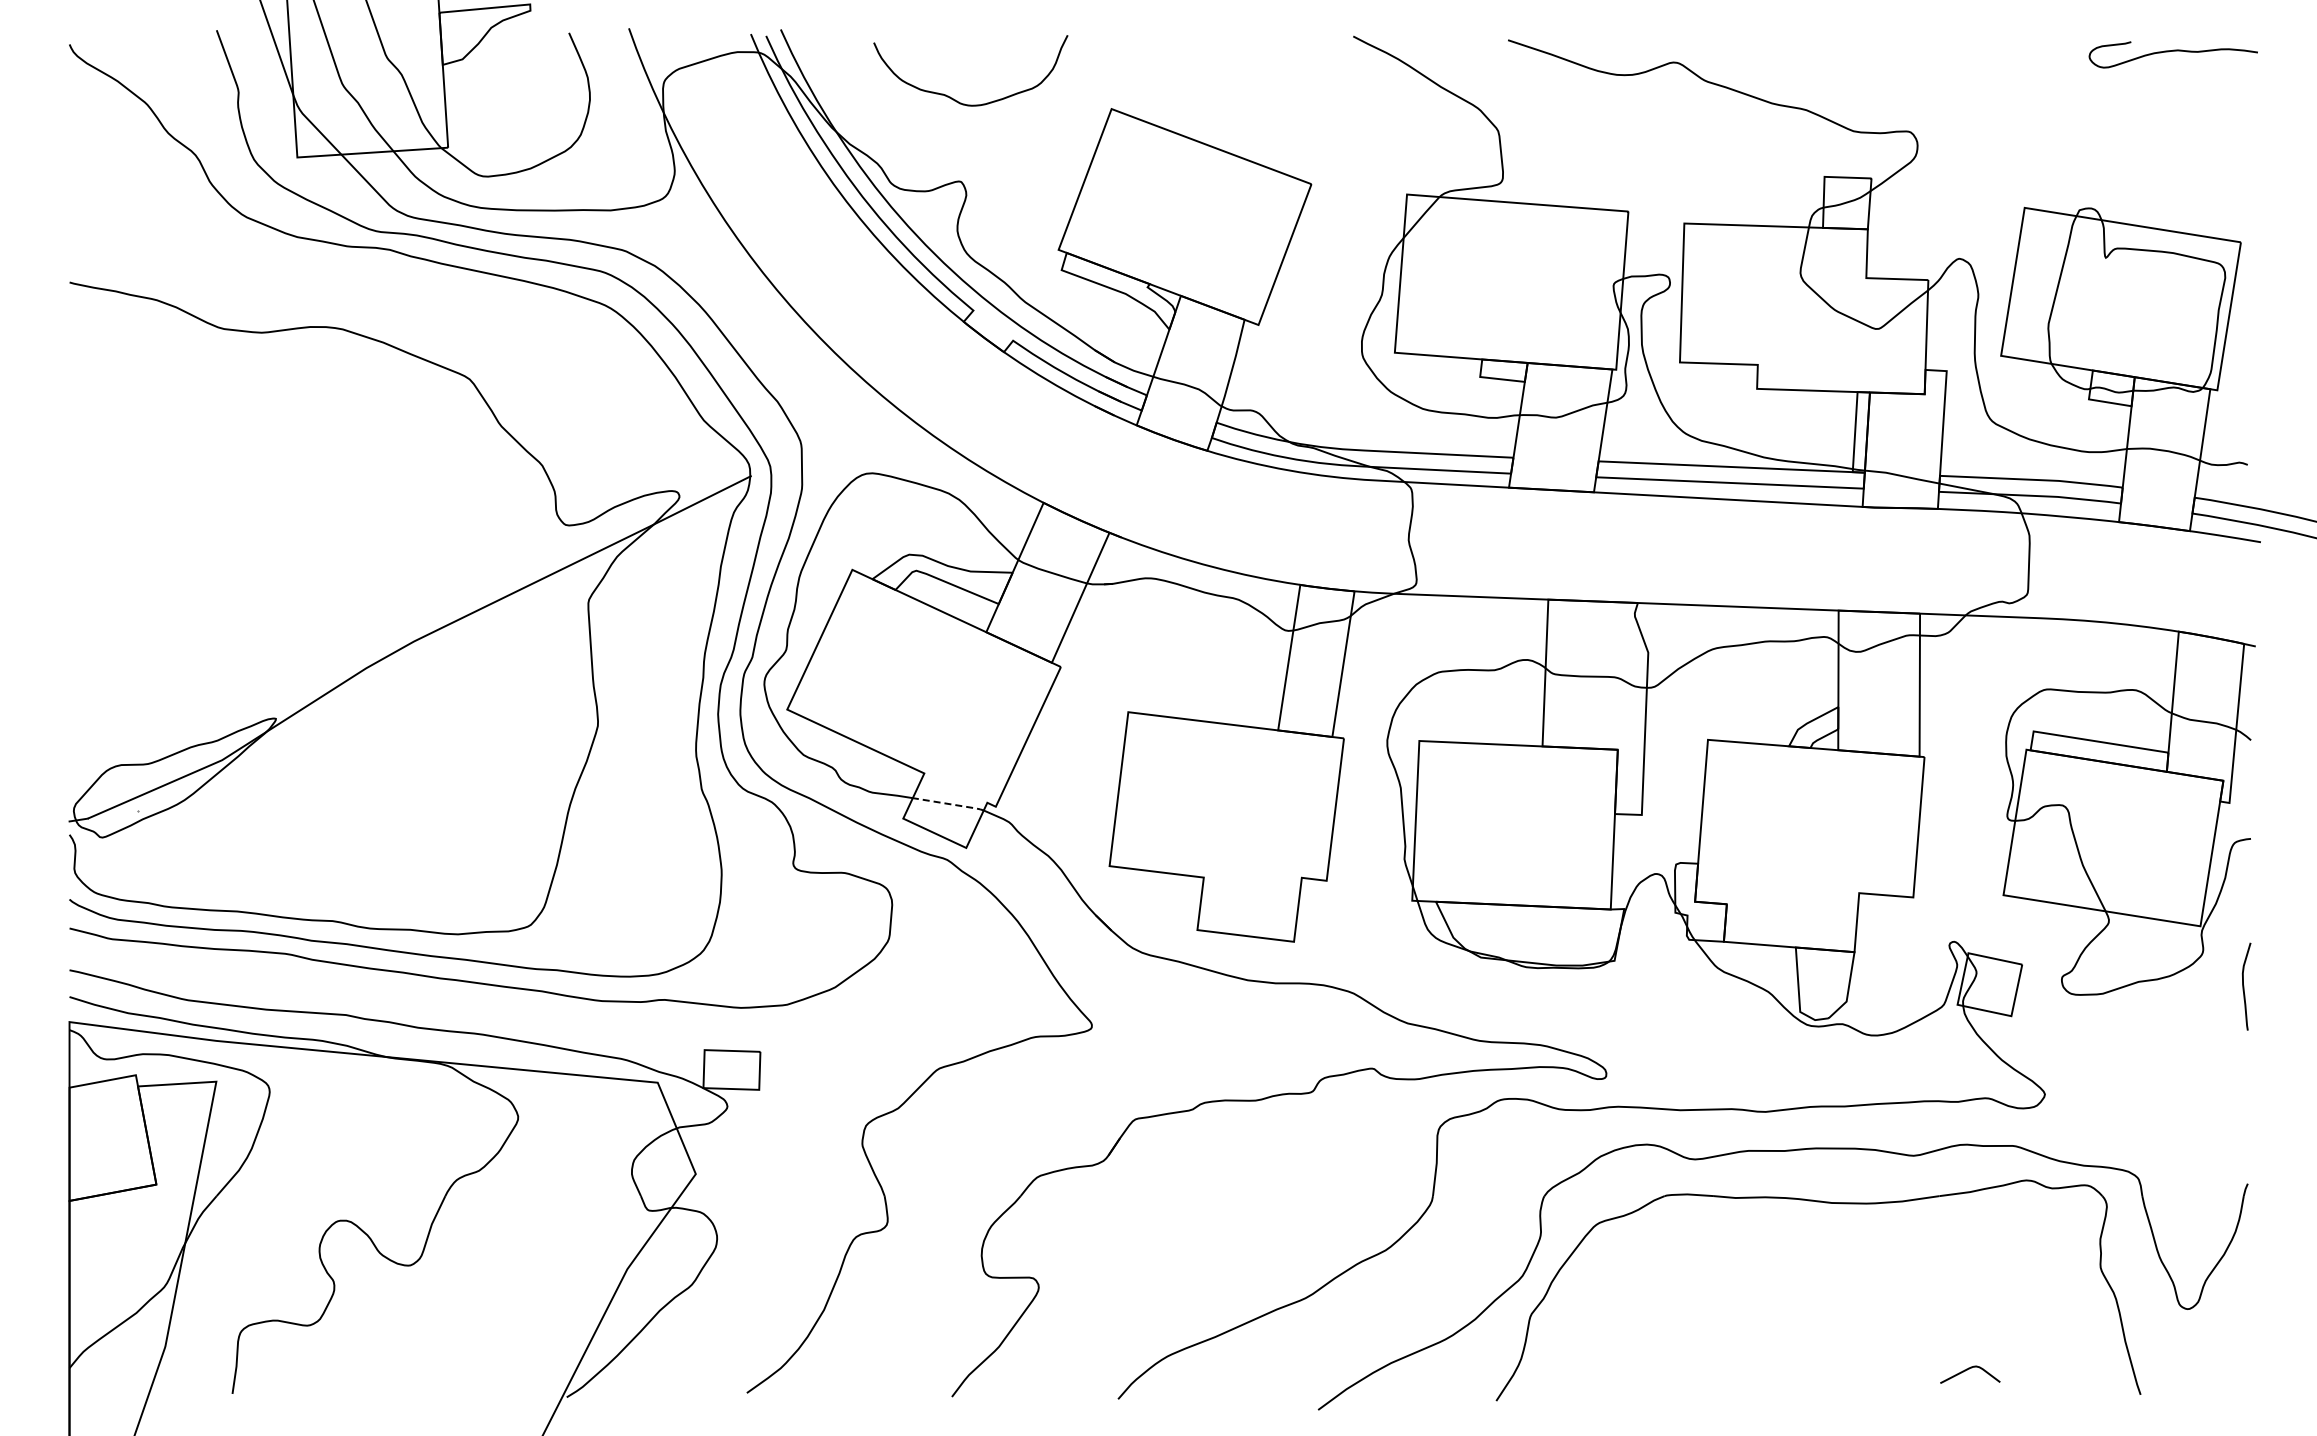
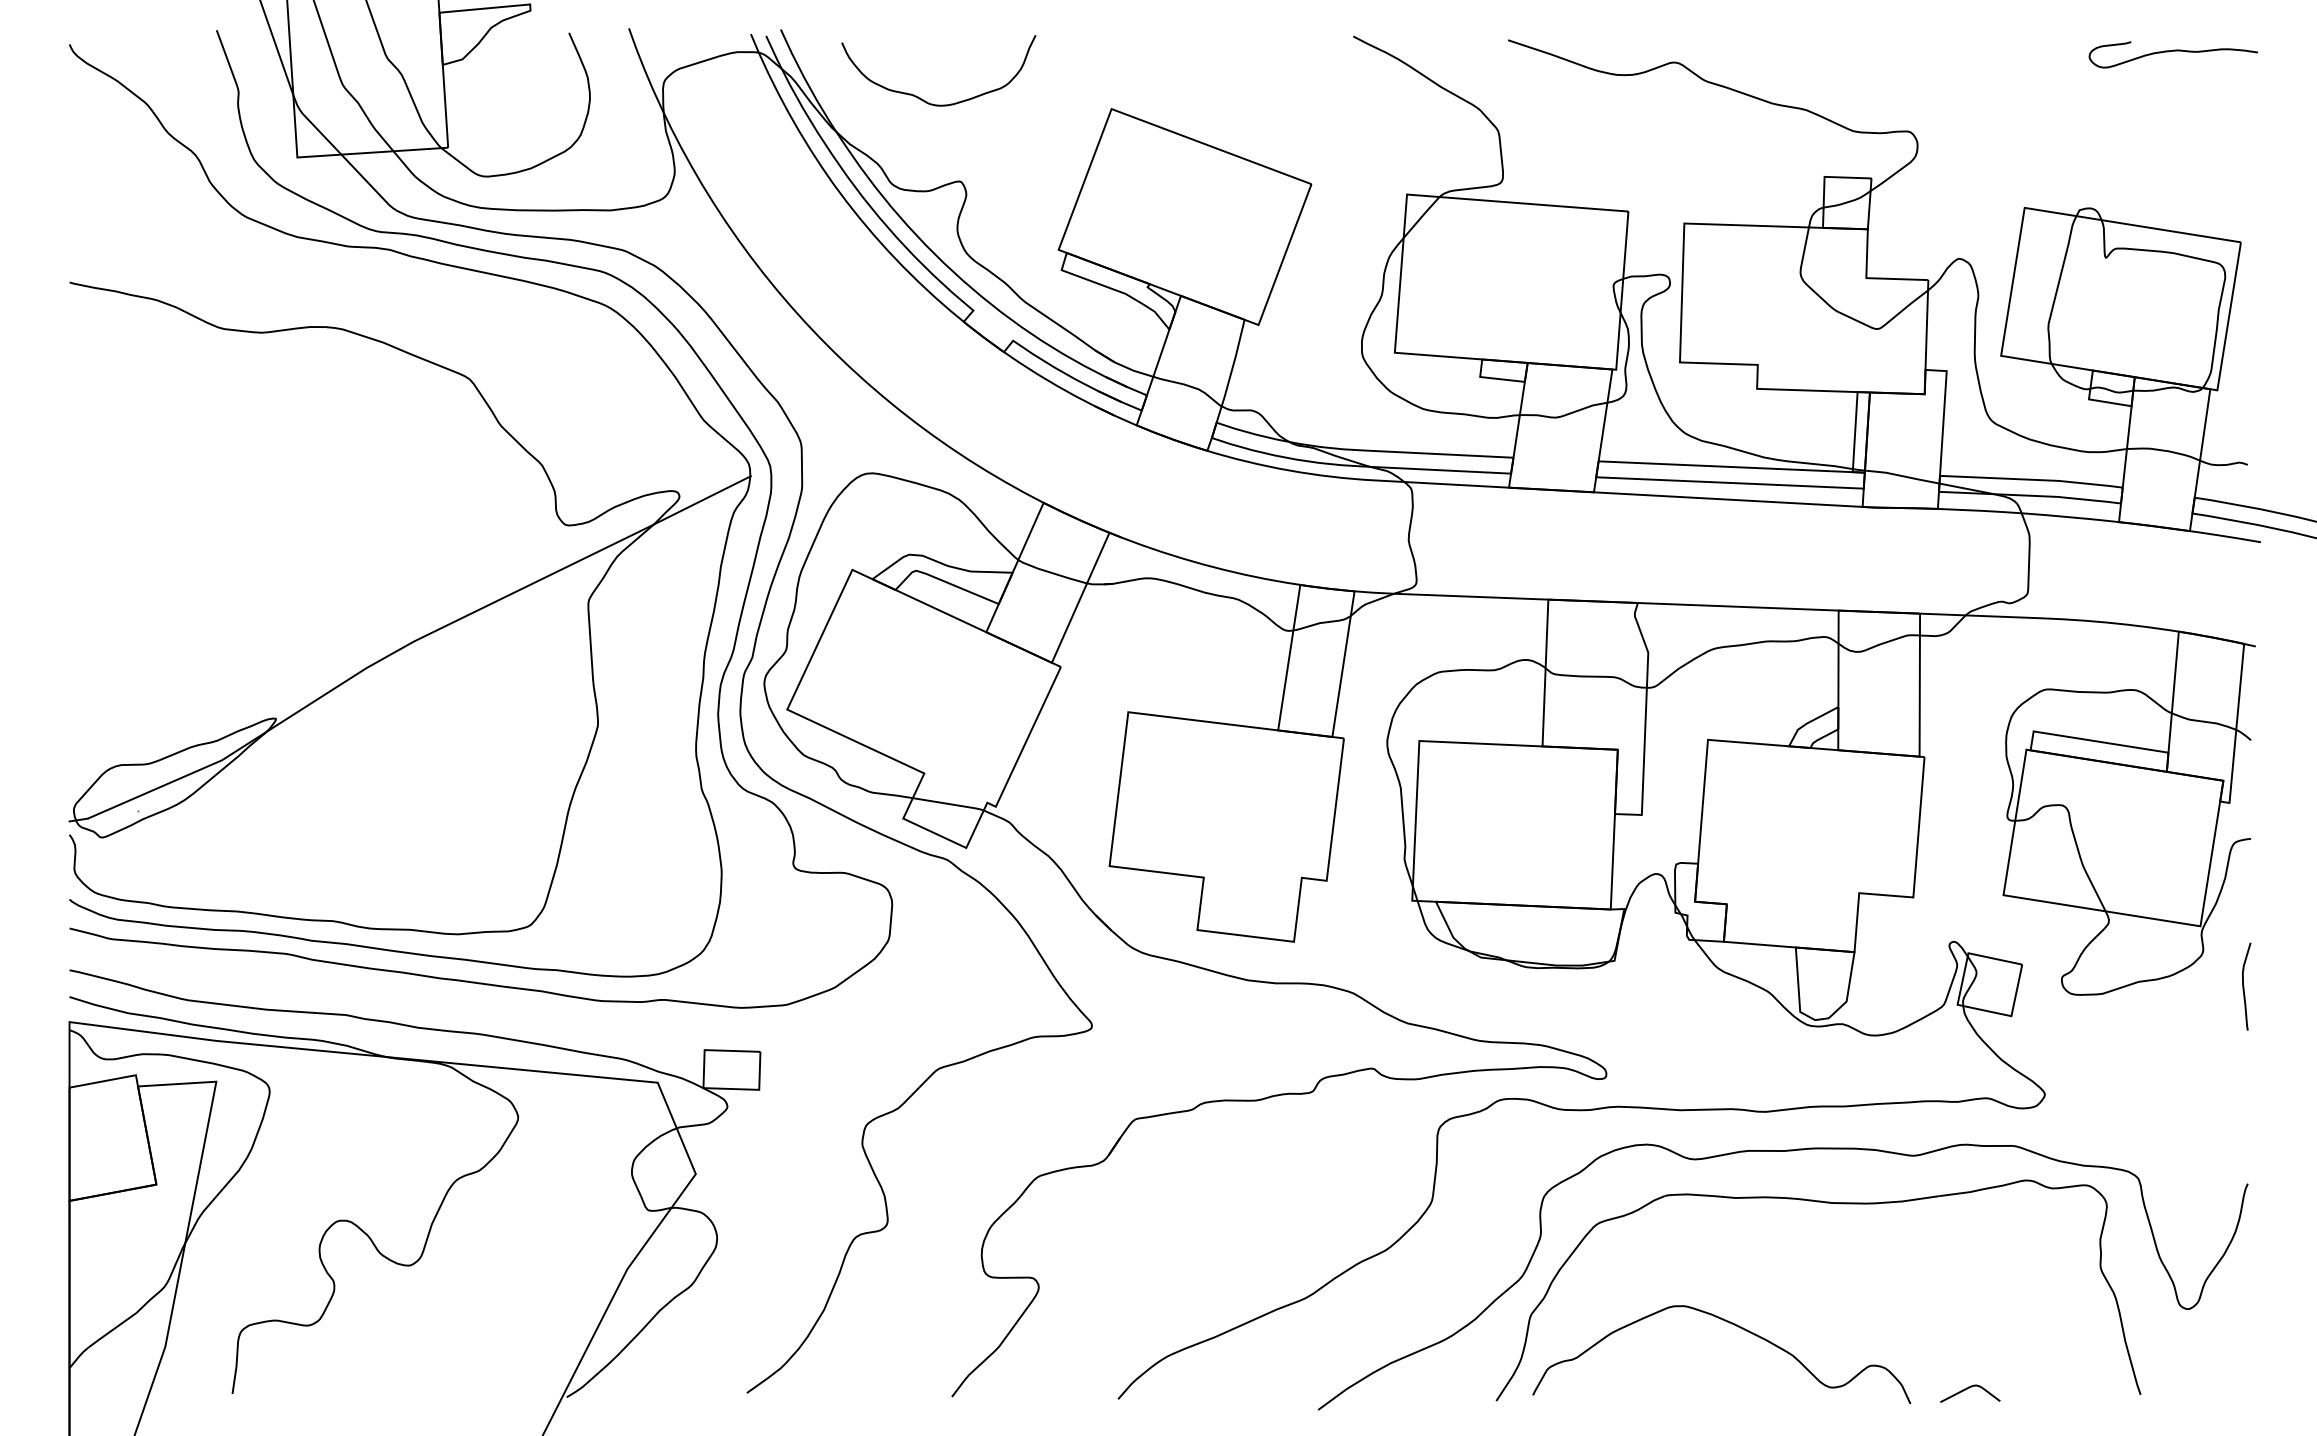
curve position: (952, 97) -> (920, 97) (920, 97)
line: dashed -> solid (949, 804)
curve: none -> present (1731, 1324)
curve position: (1967, 1370) -> (1967, 1389) (1967, 1389)
